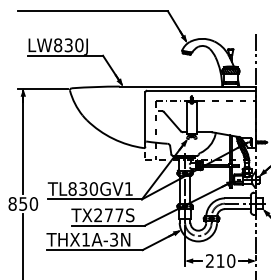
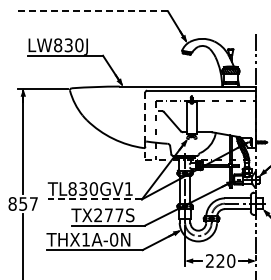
line: solid -> dashed (92, 11)
line: solid -> dashed (145, 117)
line: solid -> dashed (95, 199)
text: 850 -> 857 (33, 203)
text: THX1A-3N -> THX1A-0N (114, 239)
text: 210 -> 220 (220, 260)
